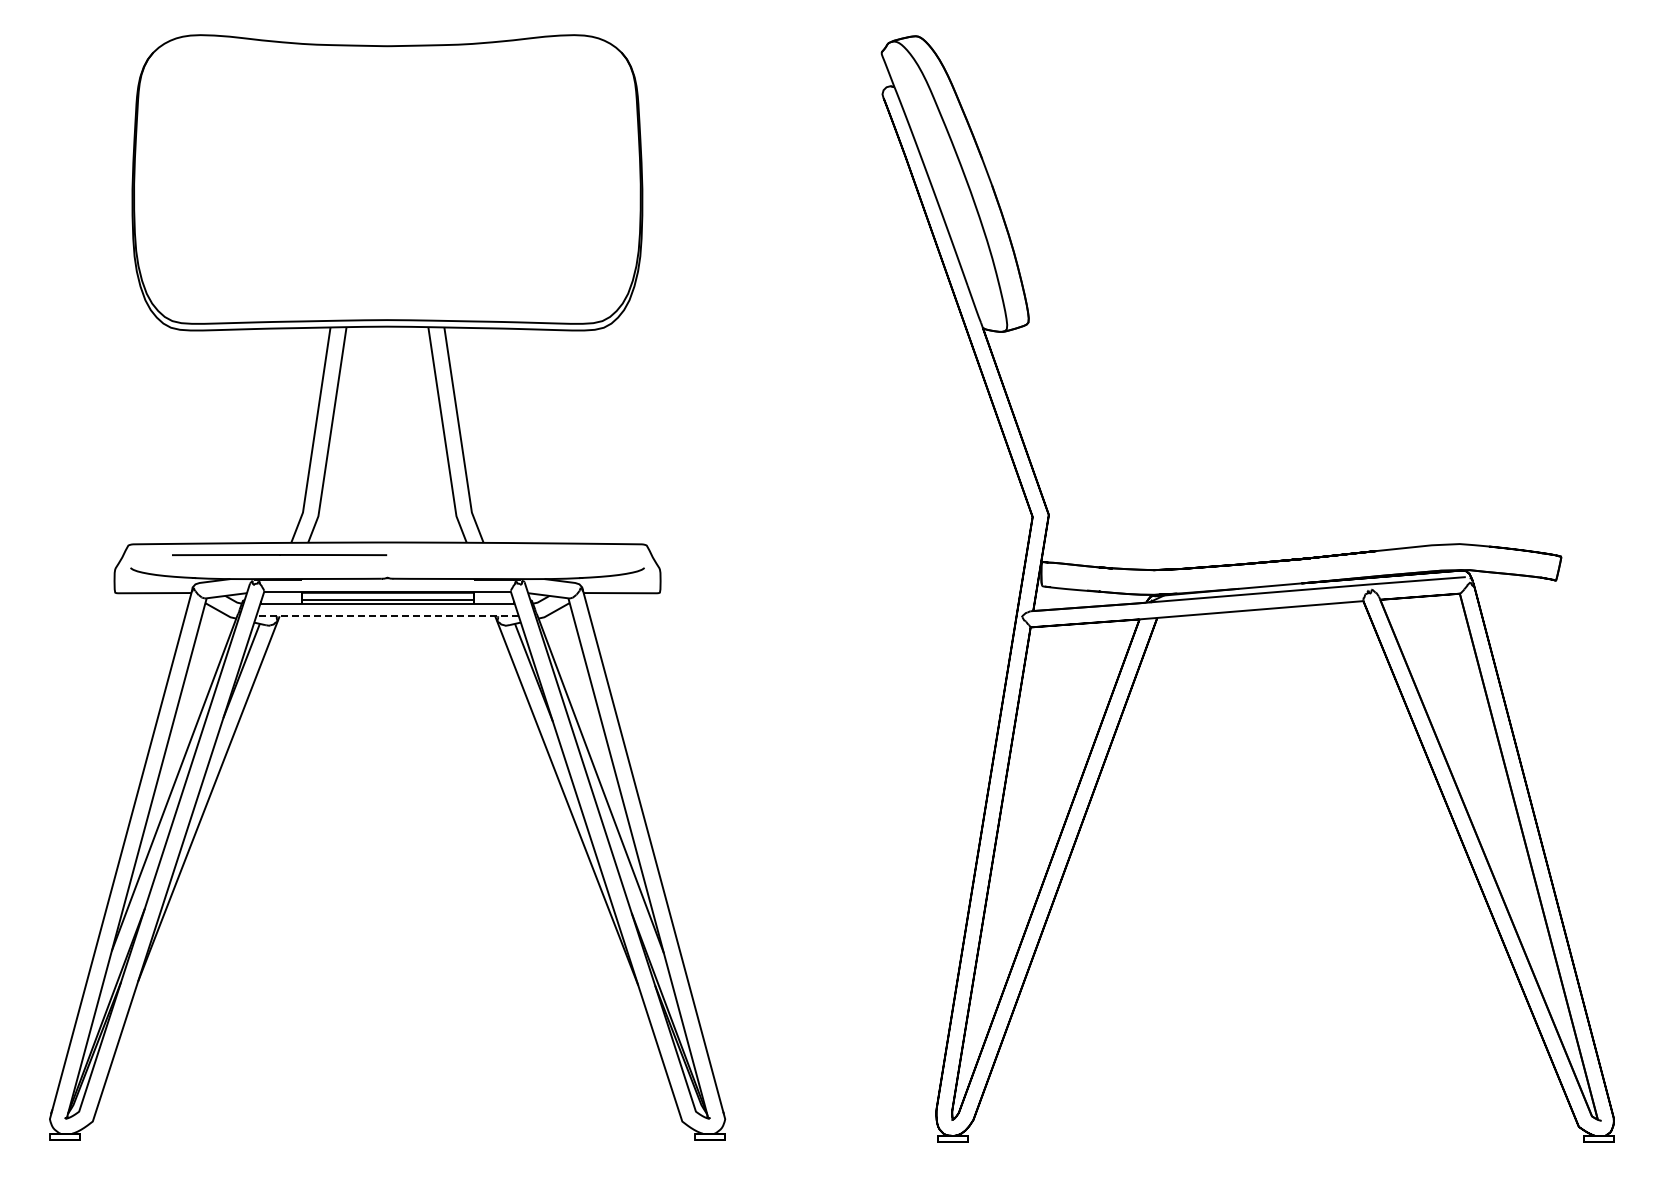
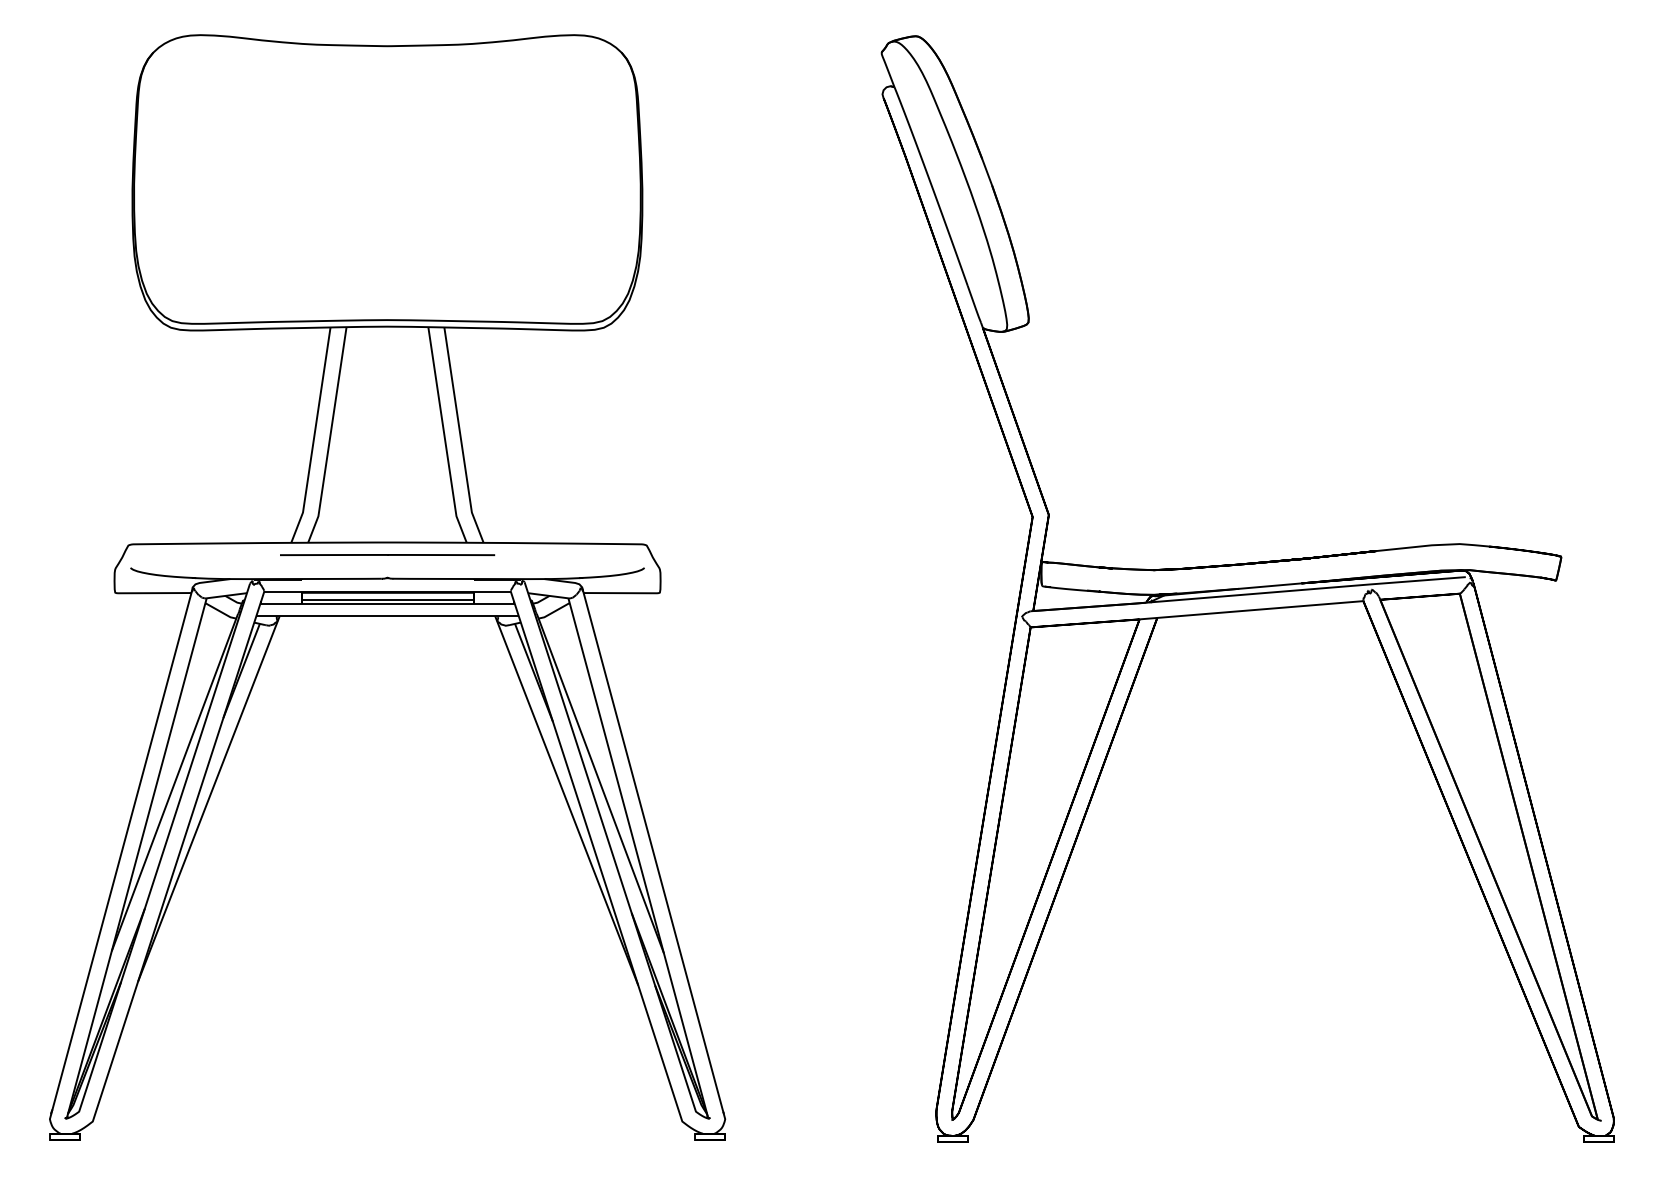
line position: (279, 554) -> (387, 554) (387, 554)
line: dashed -> solid (387, 616)
